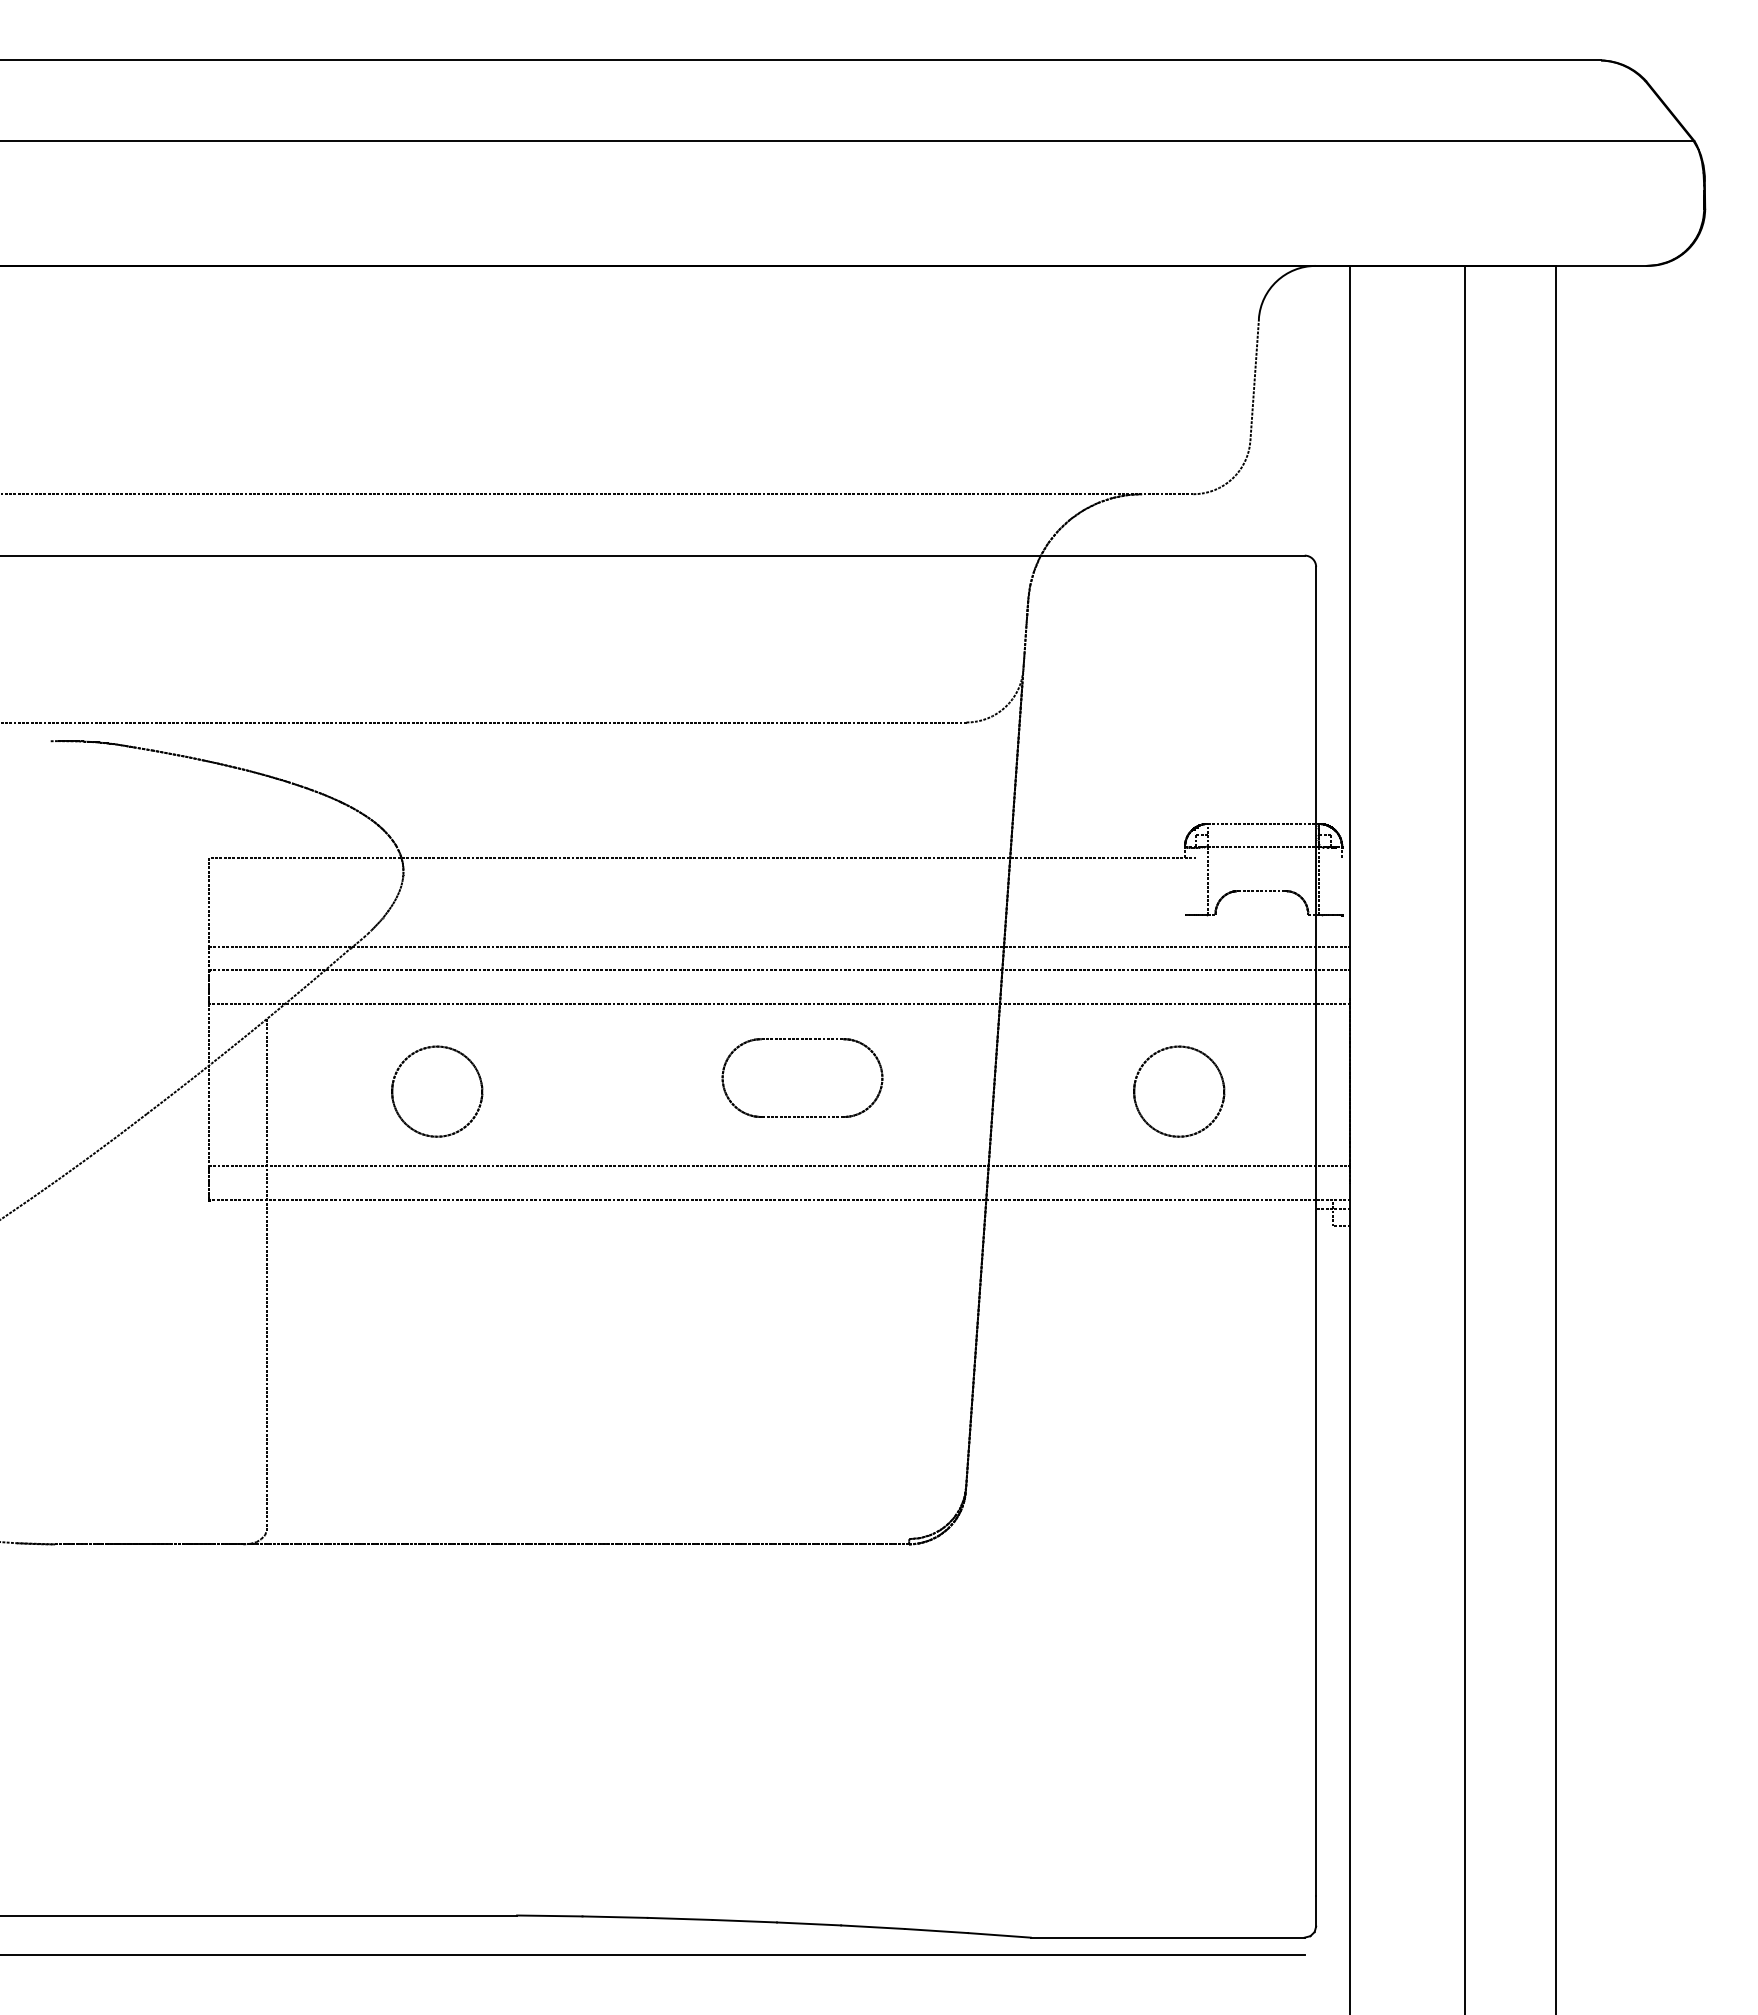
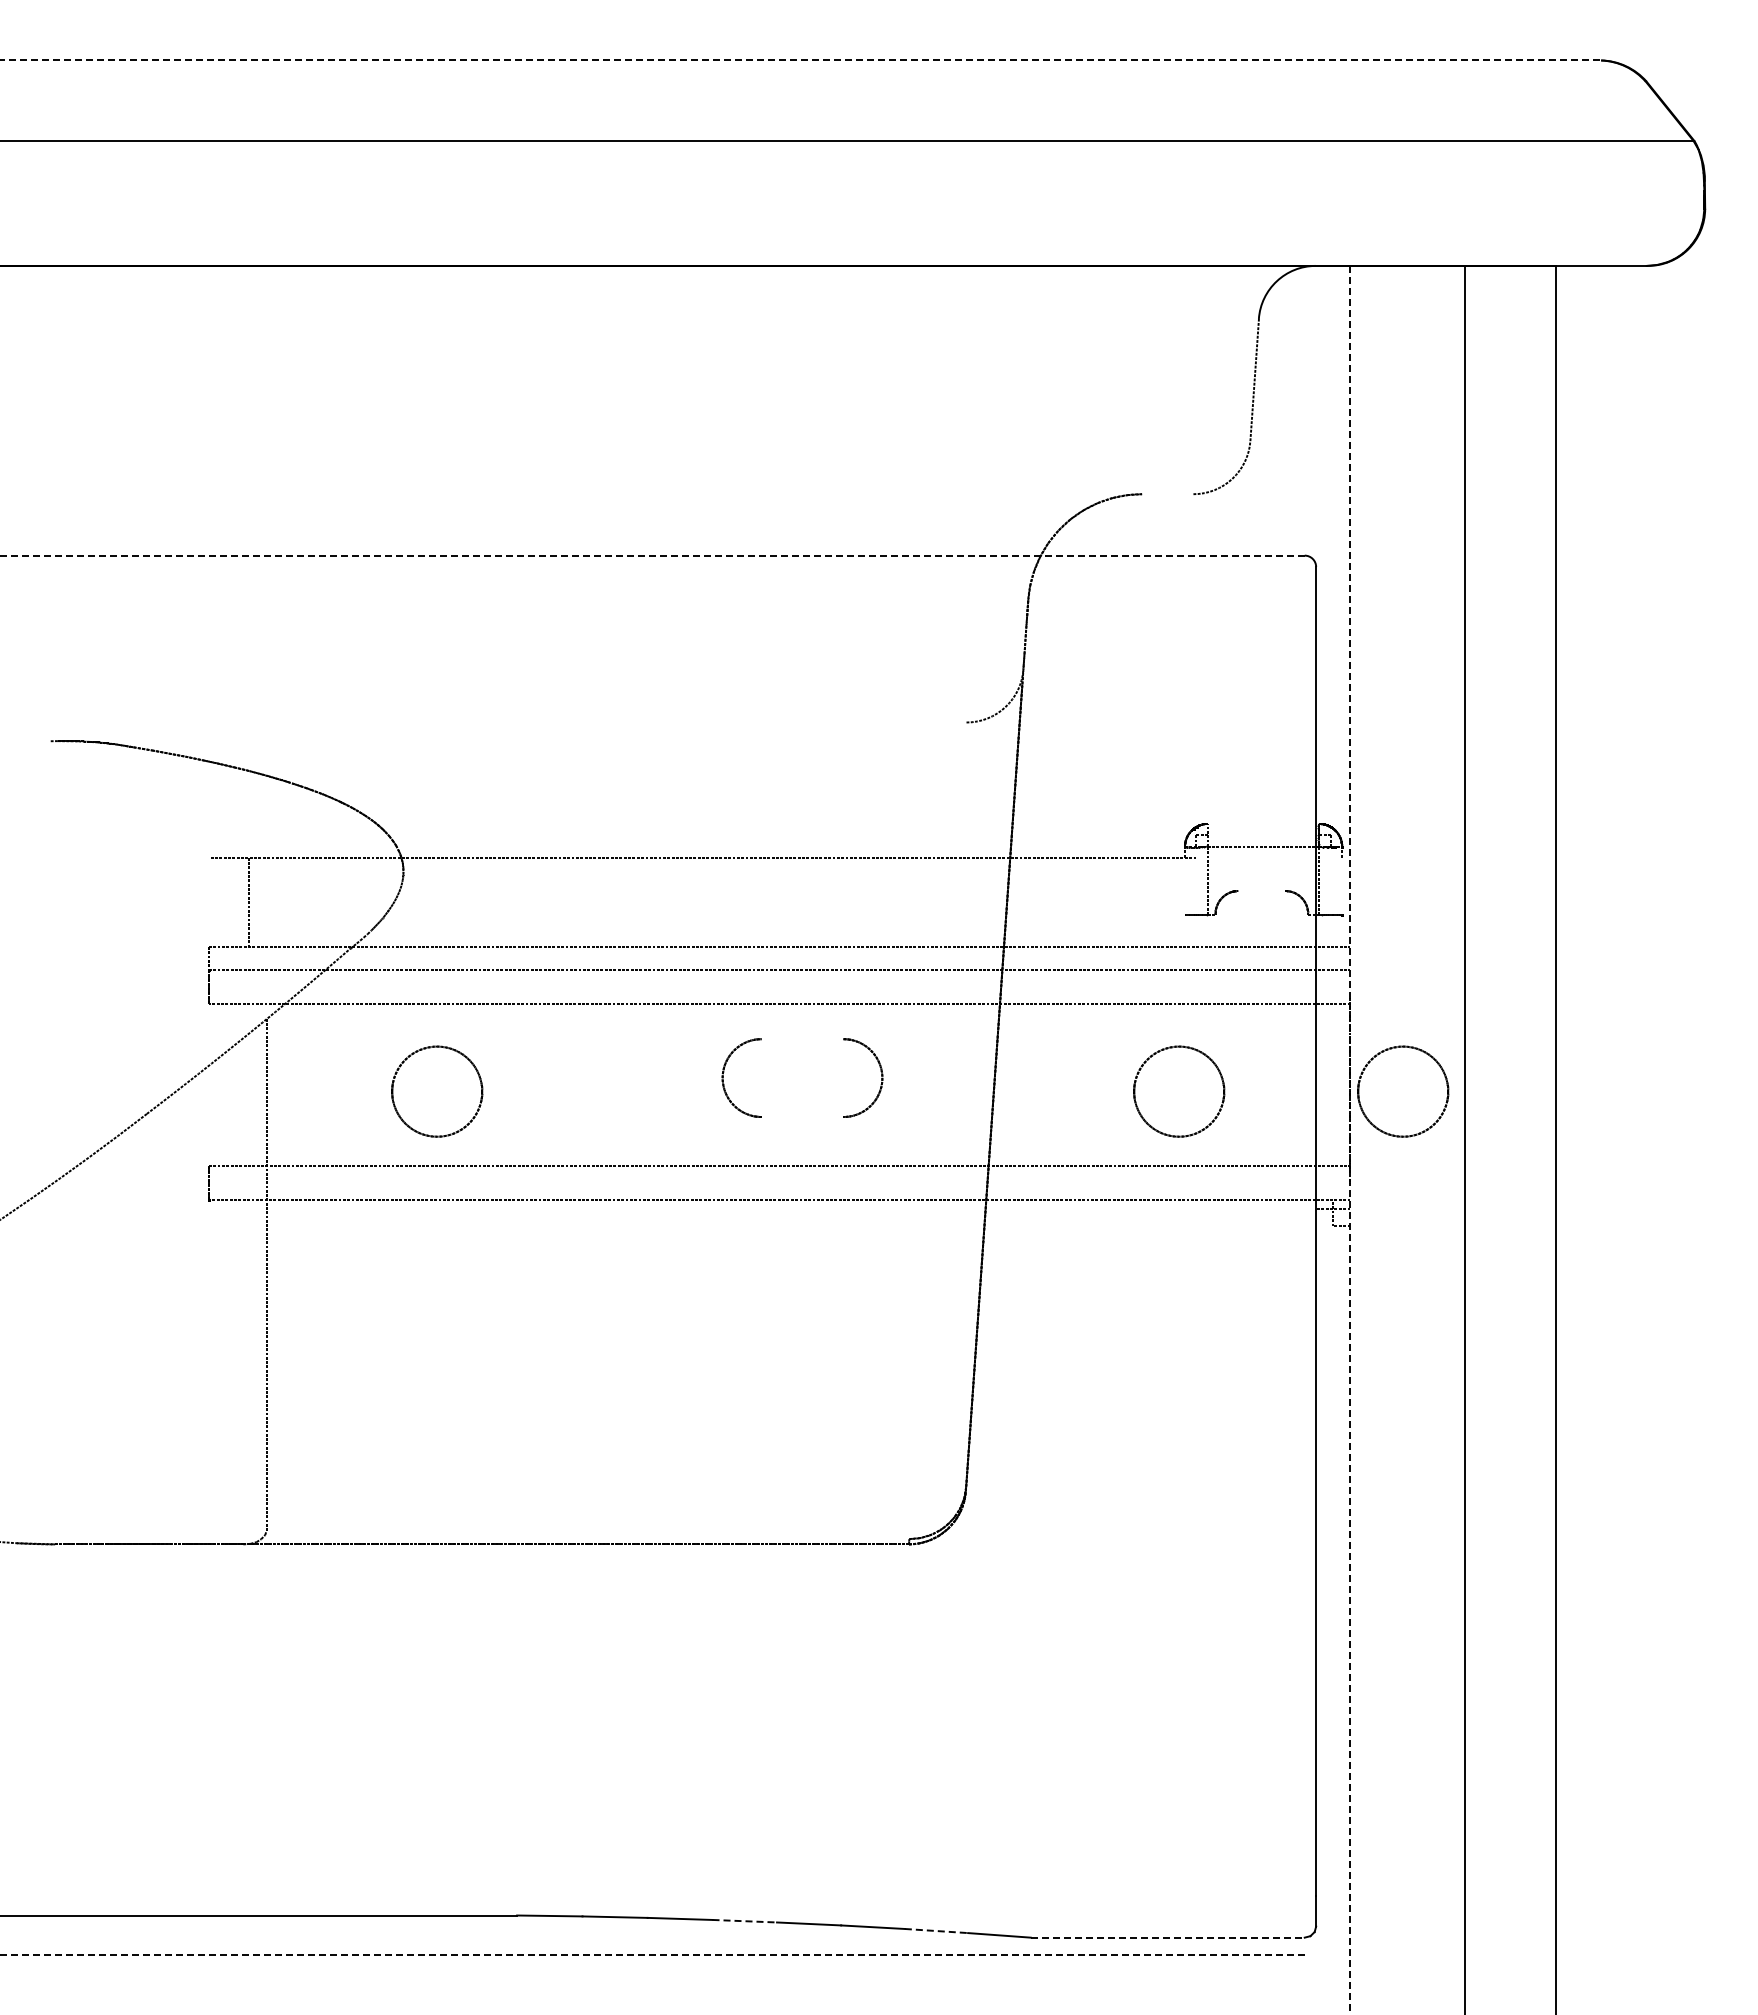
line: solid -> dashed (800, 60)
line: present -> none (597, 494)
line: solid -> dashed (651, 555)
line: present -> none (484, 722)
line: present -> none (1263, 824)
line: present -> none (1261, 891)
line position: (208, 901) -> (248, 901) (248, 901)
line: present -> none (802, 1039)
part: none -> present (1431, 1058)
line: present -> none (208, 1084)
line: present -> none (802, 1117)
line: solid -> dashed (1350, 1140)
line: solid -> dashed (745, 1921)
line: solid -> dashed (936, 1931)
line: solid -> dashed (1167, 1937)
line: solid -> dashed (651, 1954)
